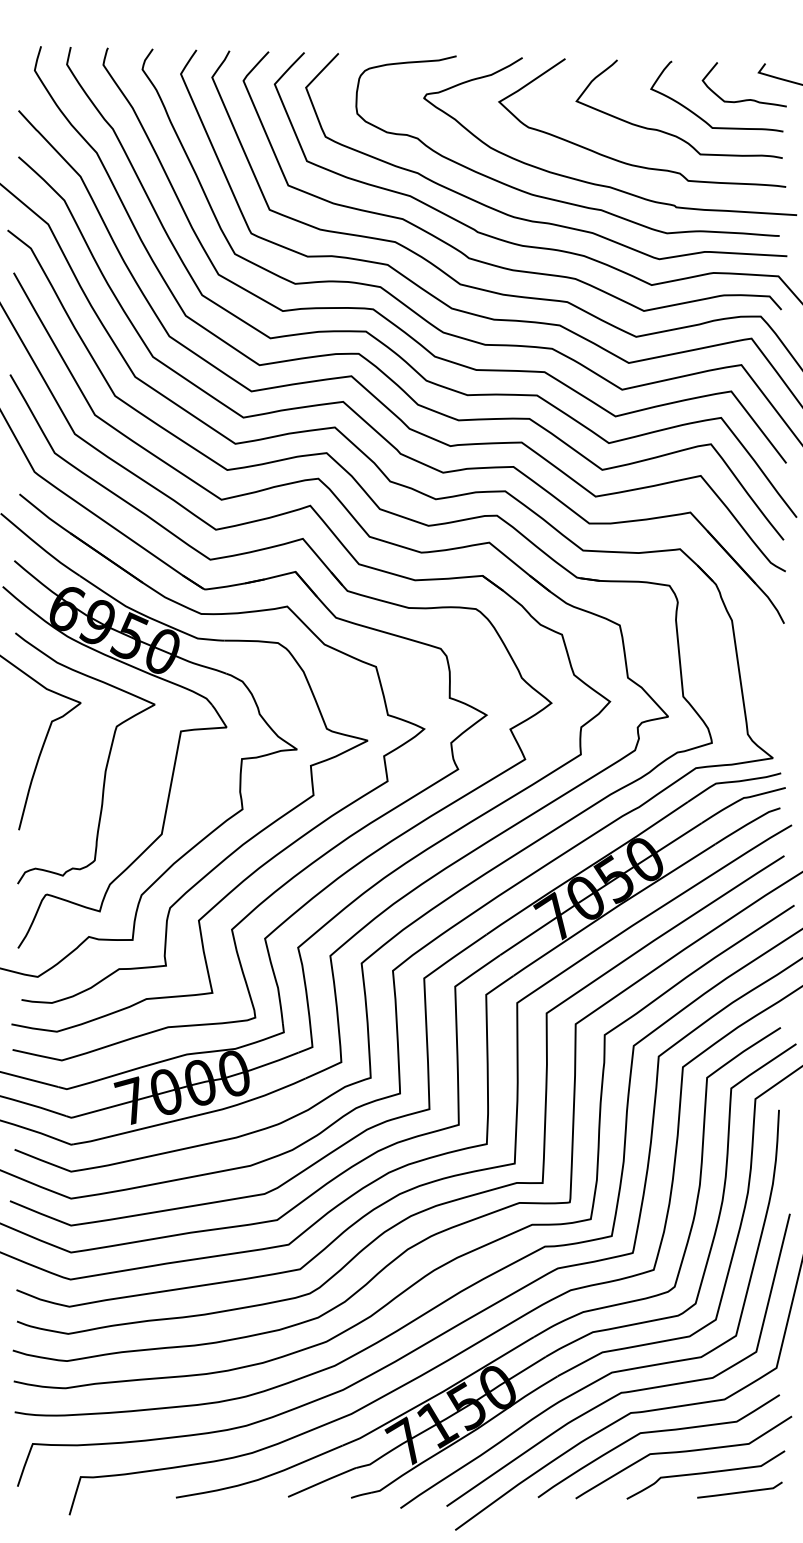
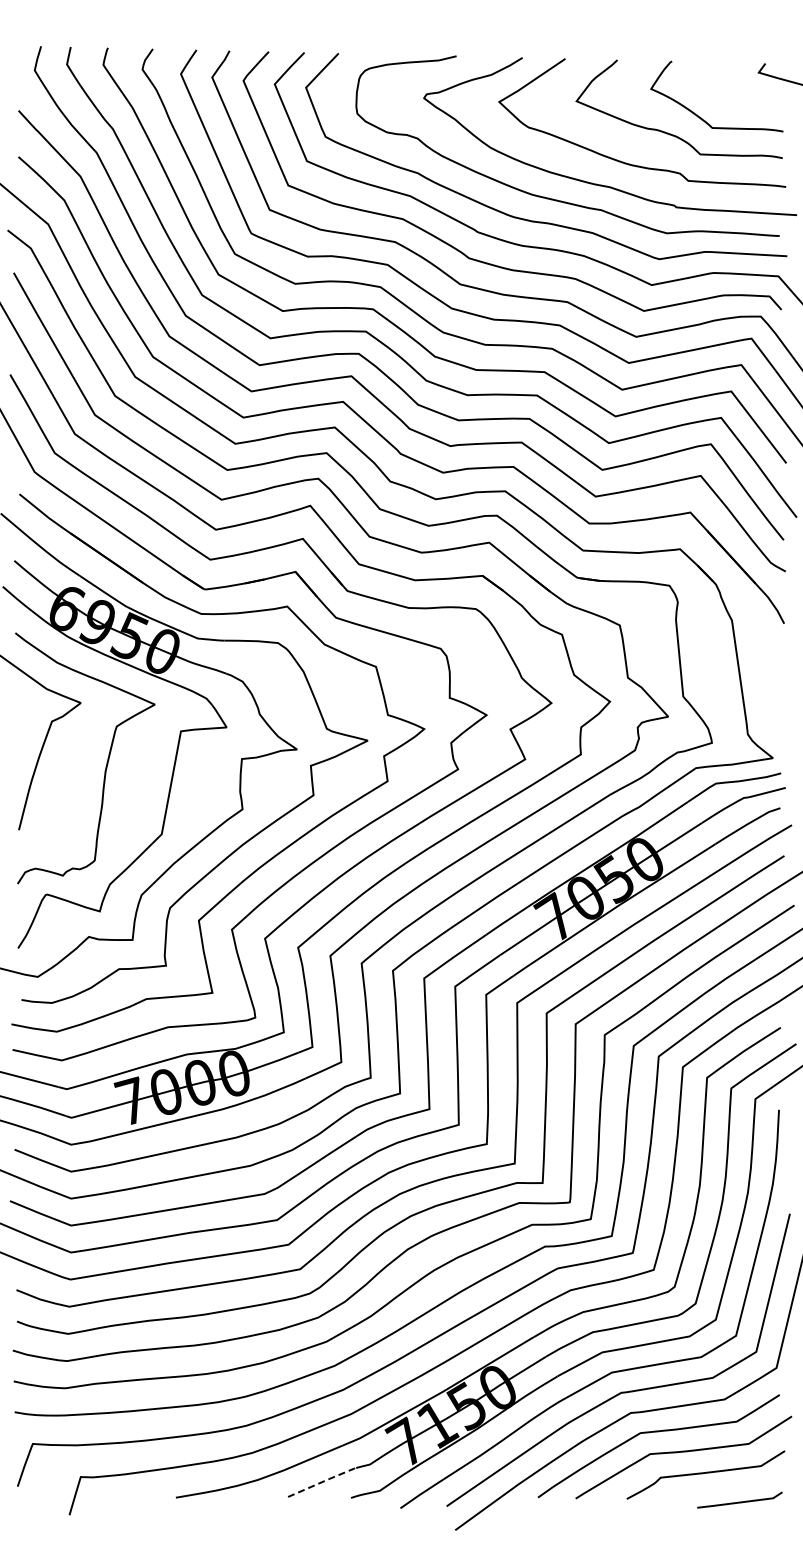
curve: present -> none (743, 99)
line: solid -> dashed (323, 1481)
line position: (739, 1491) -> (739, 1501) (739, 1501)
